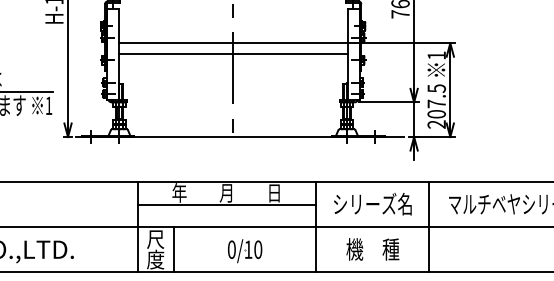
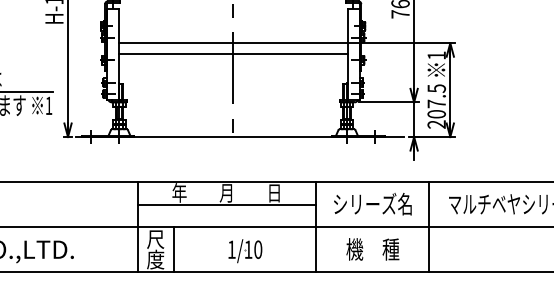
text: 0/10 -> 1/10 (231, 249)
